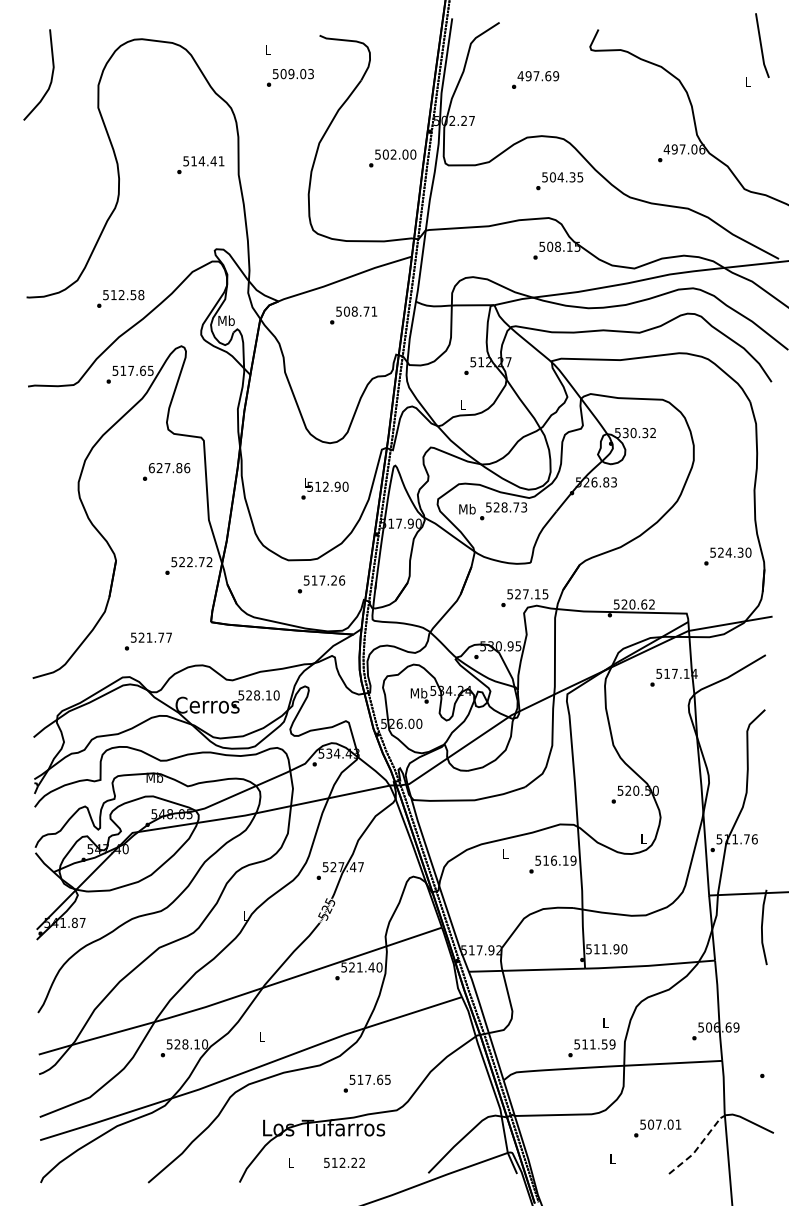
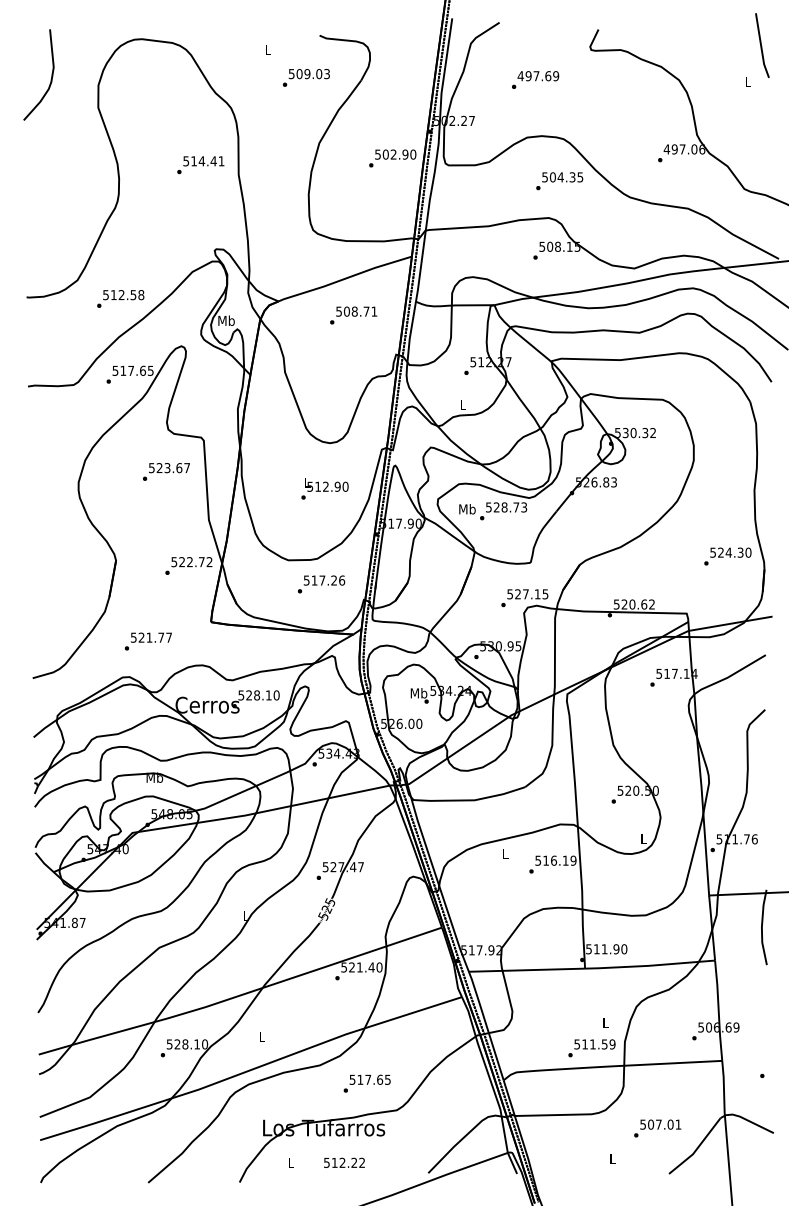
text position: (290, 77) -> (306, 77) (306, 77)
text: 502.00 -> 502.90 (405, 154)
text: 627.86 -> 523.67 (169, 468)
line: dashed -> solid (697, 1148)
